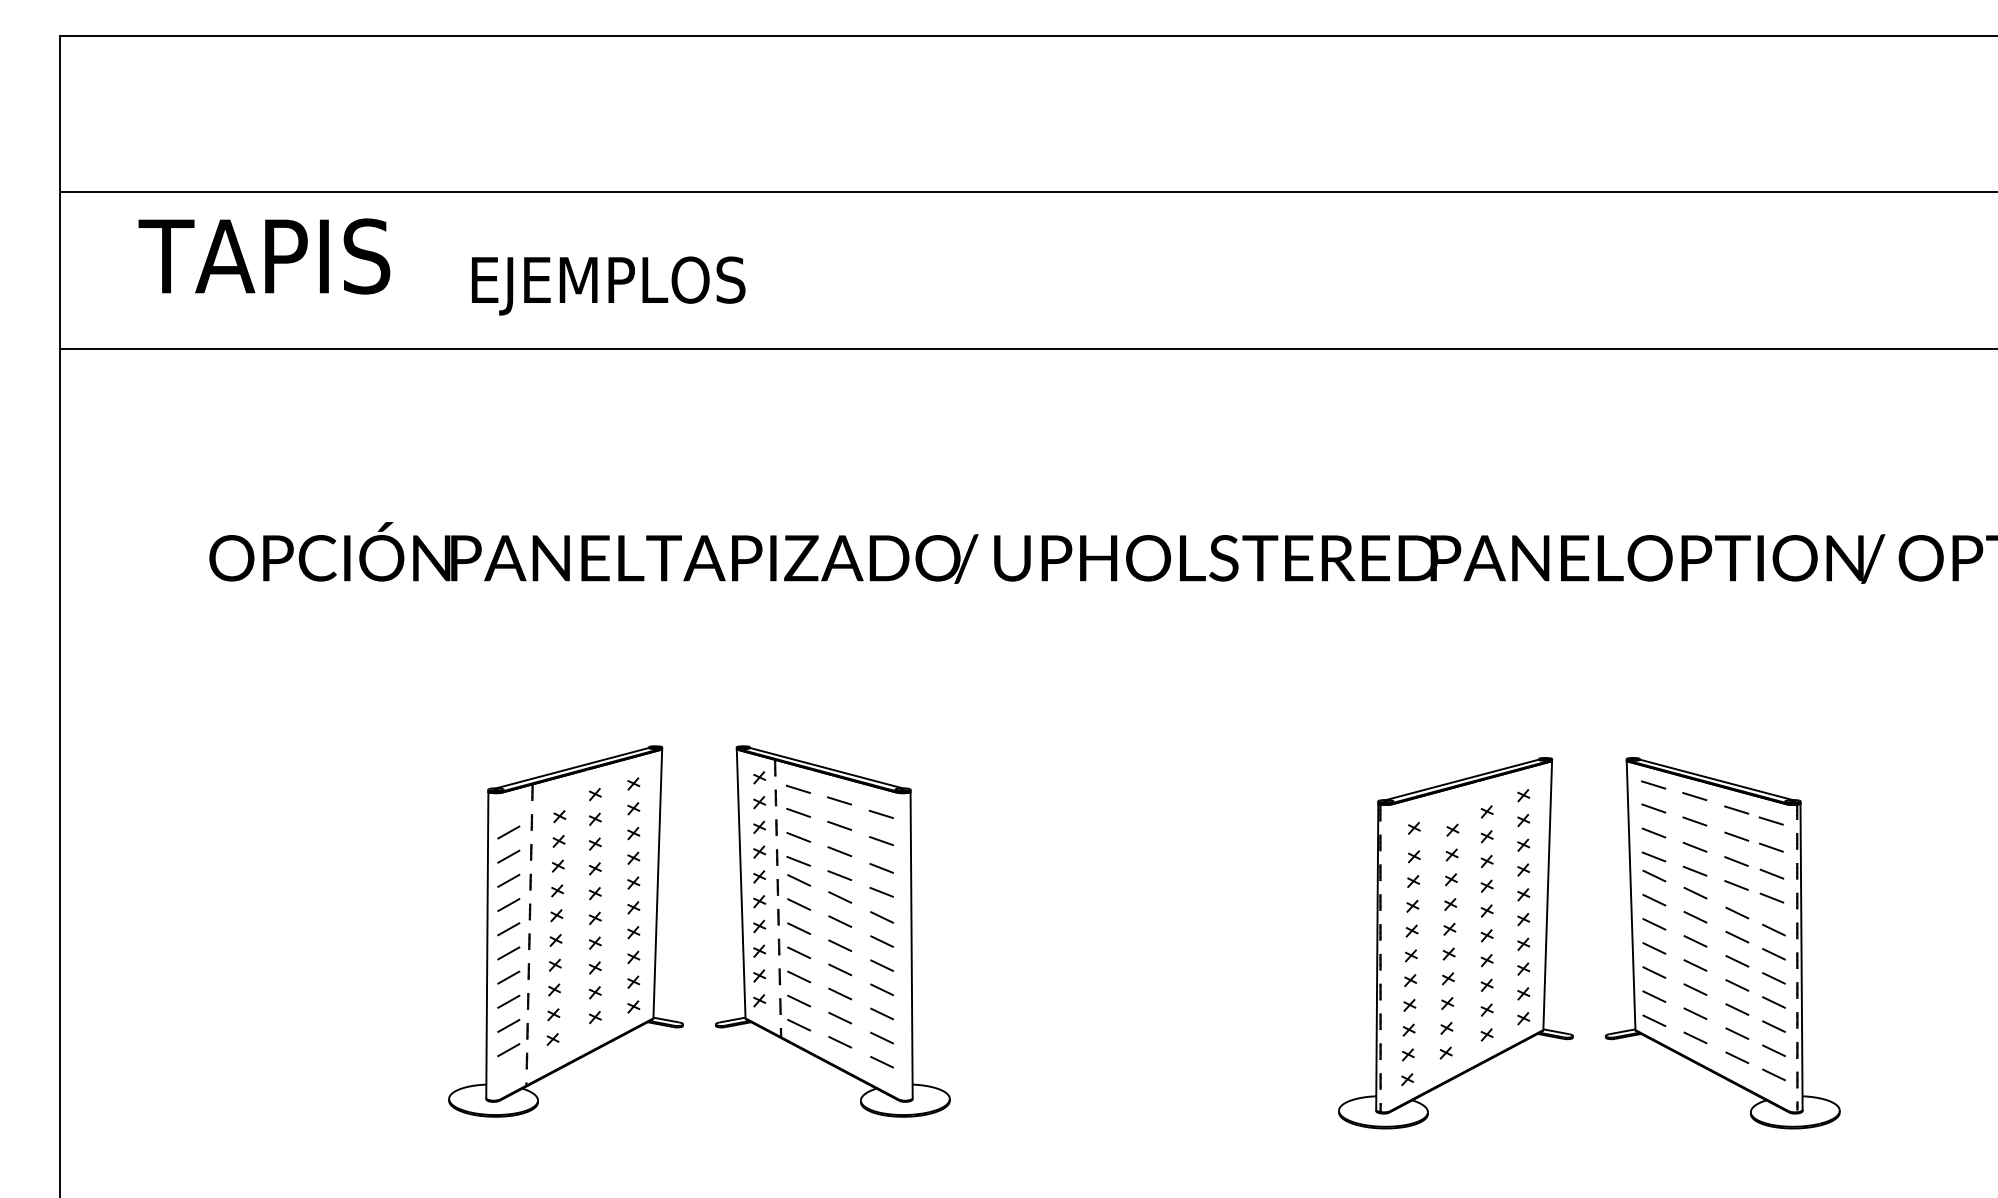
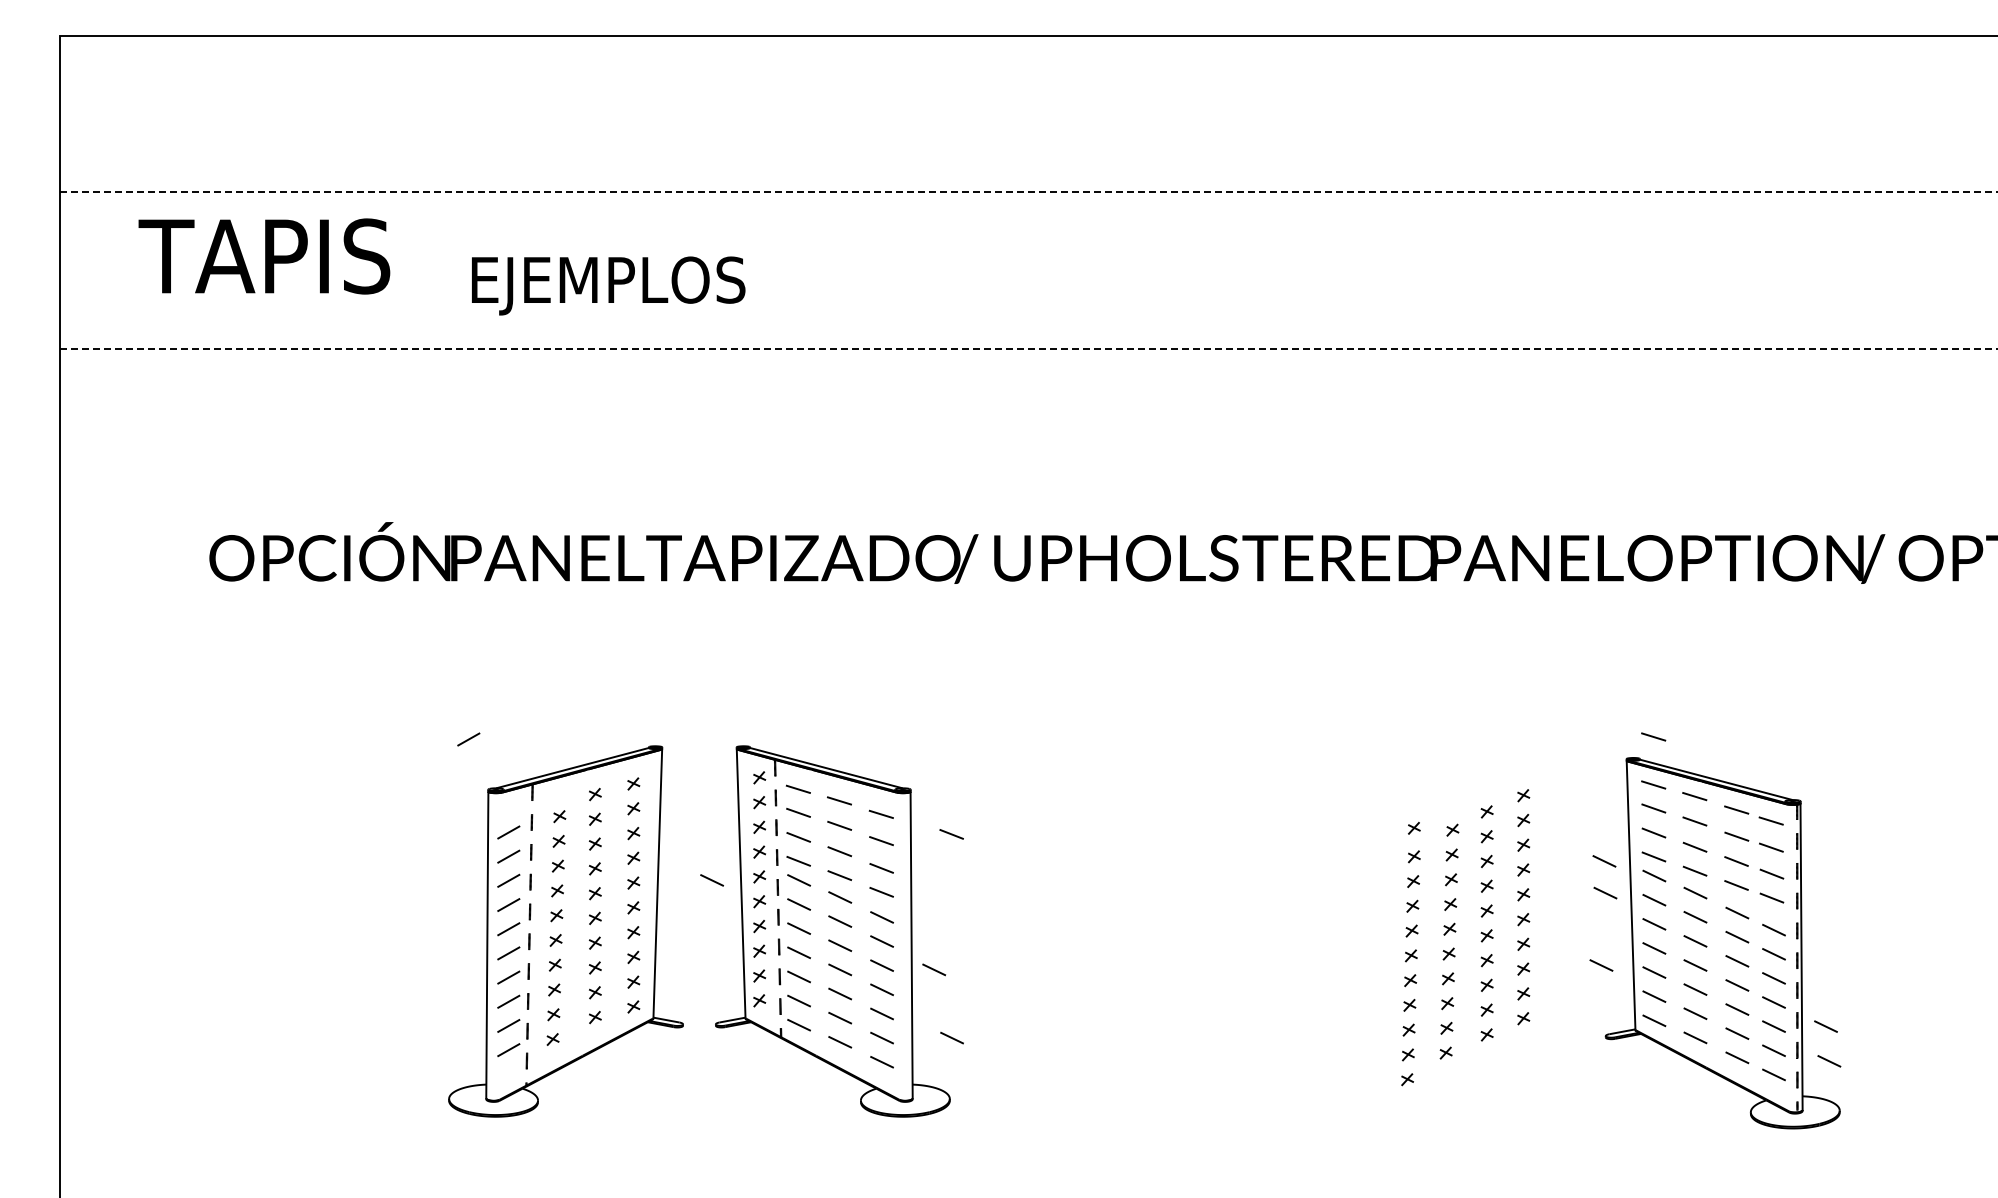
line: solid -> dashed (1028, 191)
line: solid -> dashed (1028, 348)
line: none -> present (1653, 736)
line: none -> present (468, 739)
line: none -> present (951, 834)
line: none -> present (1604, 861)
line: none -> present (711, 880)
line: none -> present (1605, 892)
part: present -> none (1455, 943)
line: none -> present (1601, 965)
line: none -> present (934, 969)
line: none -> present (1825, 1026)
line: none -> present (951, 1037)
line: none -> present (1829, 1061)
